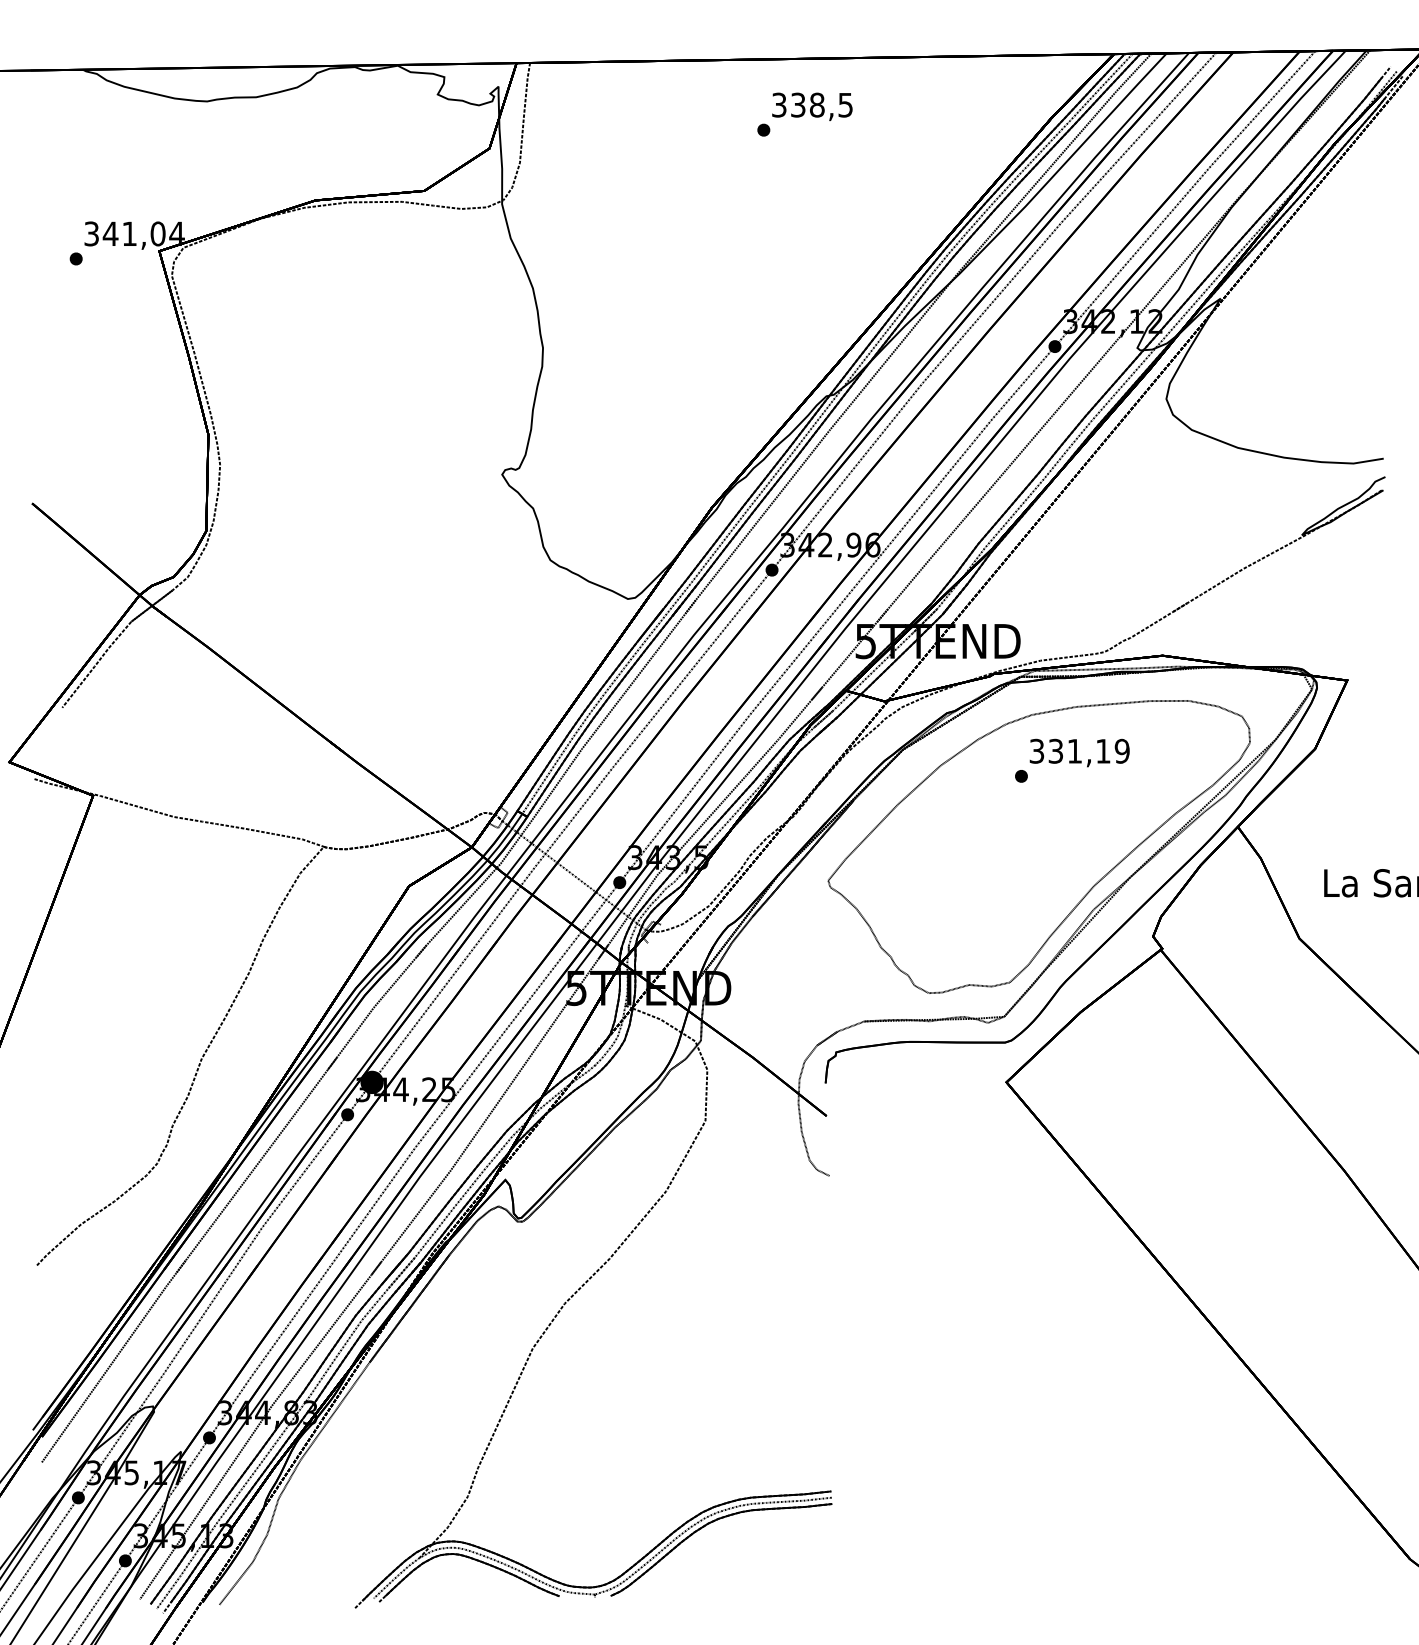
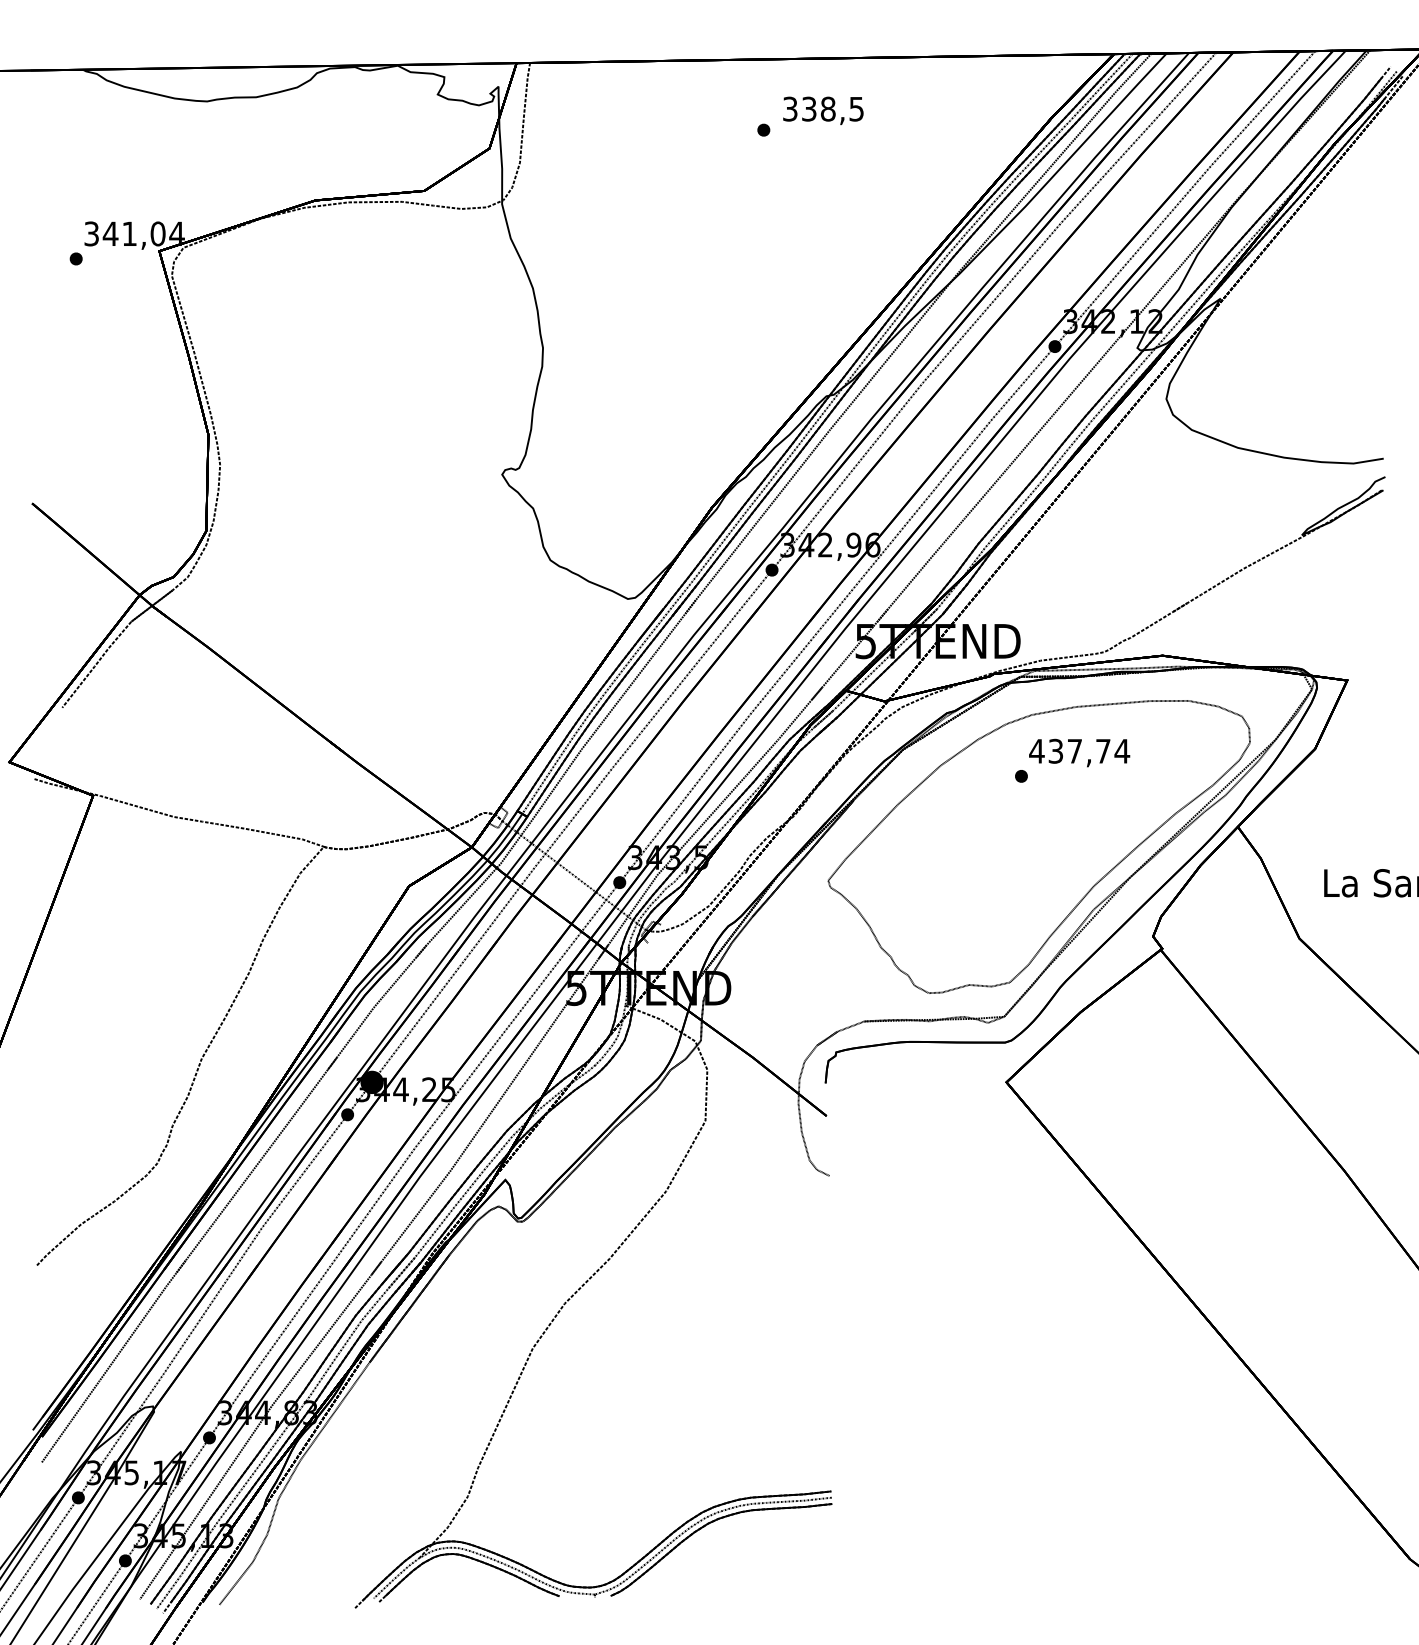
text position: (812, 106) -> (823, 110) (823, 110)
text: 331,19 -> 437,74 (1079, 750)
